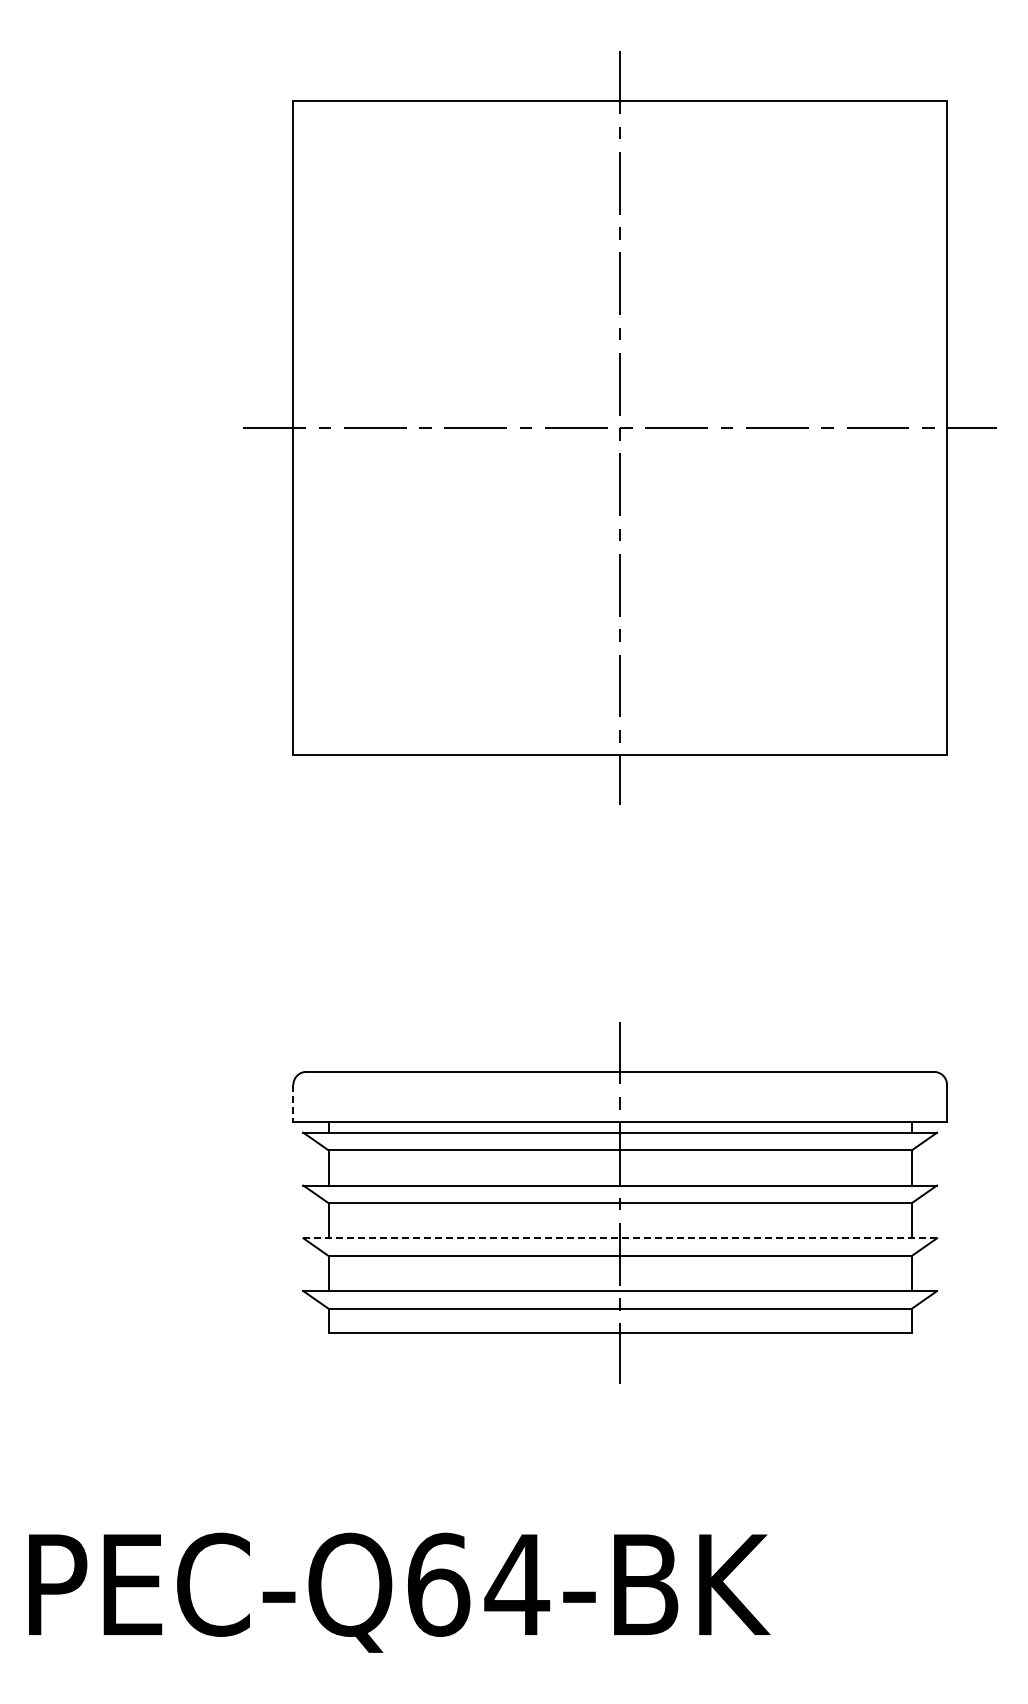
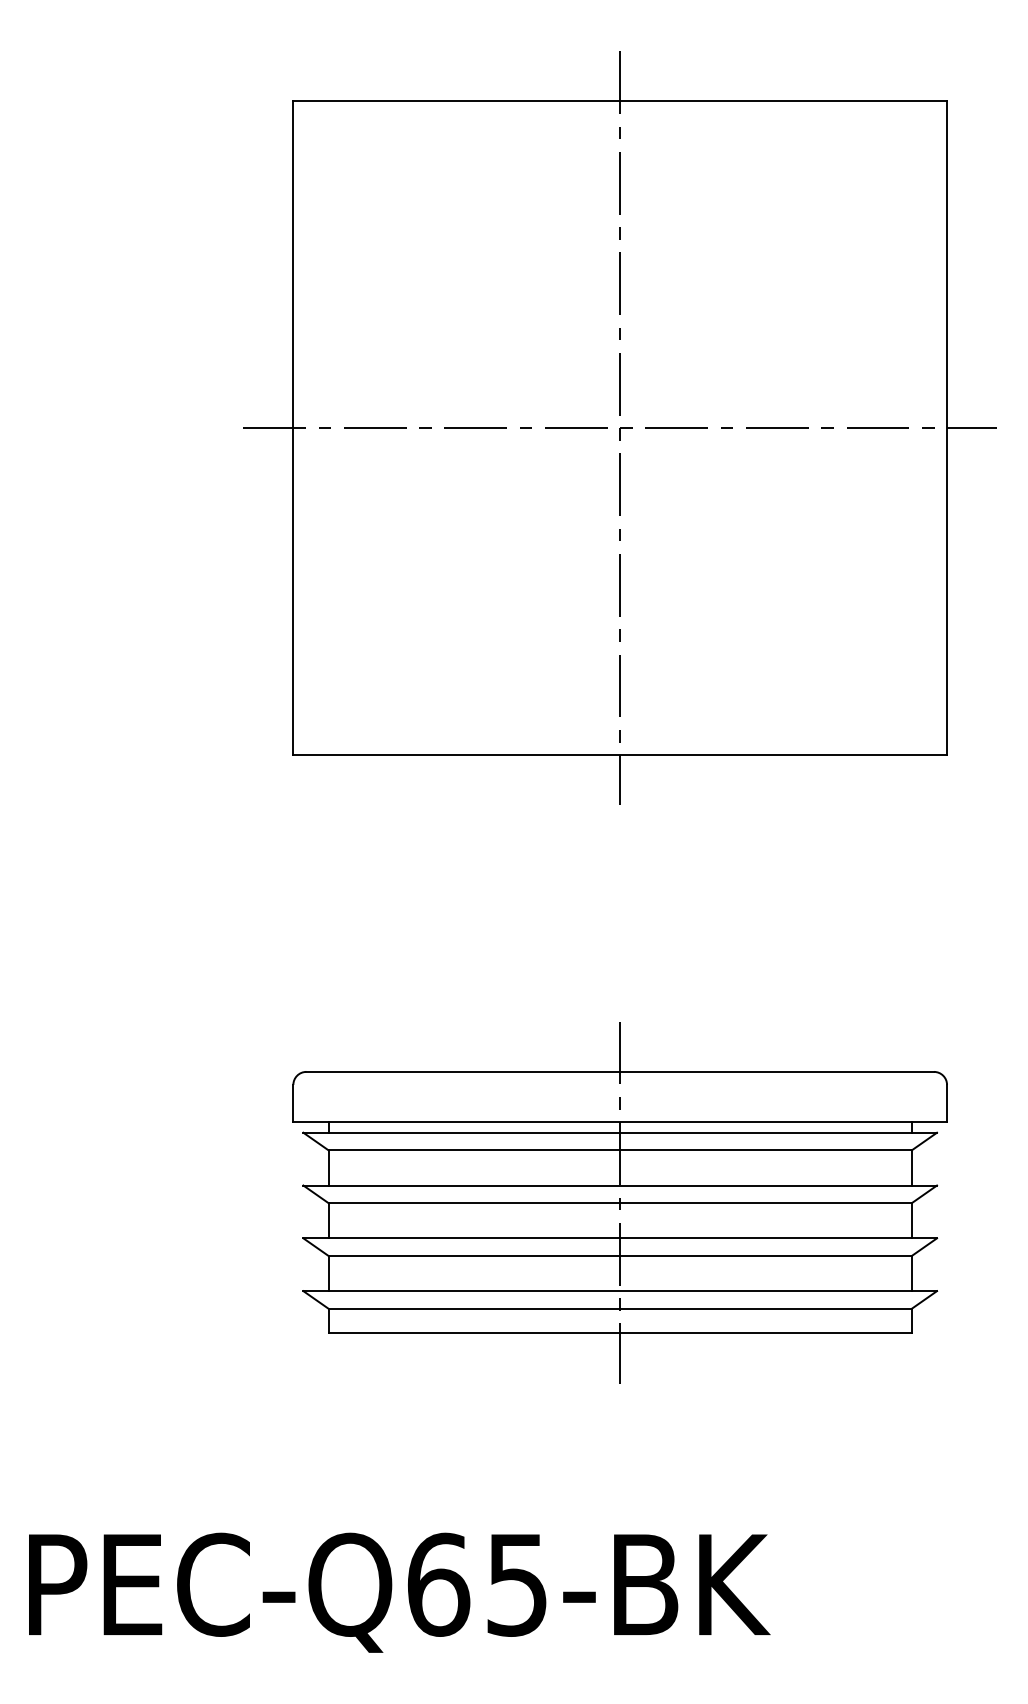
line: dashed -> solid (293, 1103)
line: dashed -> solid (620, 1238)
text: PEC-Q64-BK -> PEC-Q65-BK (517, 1585)
